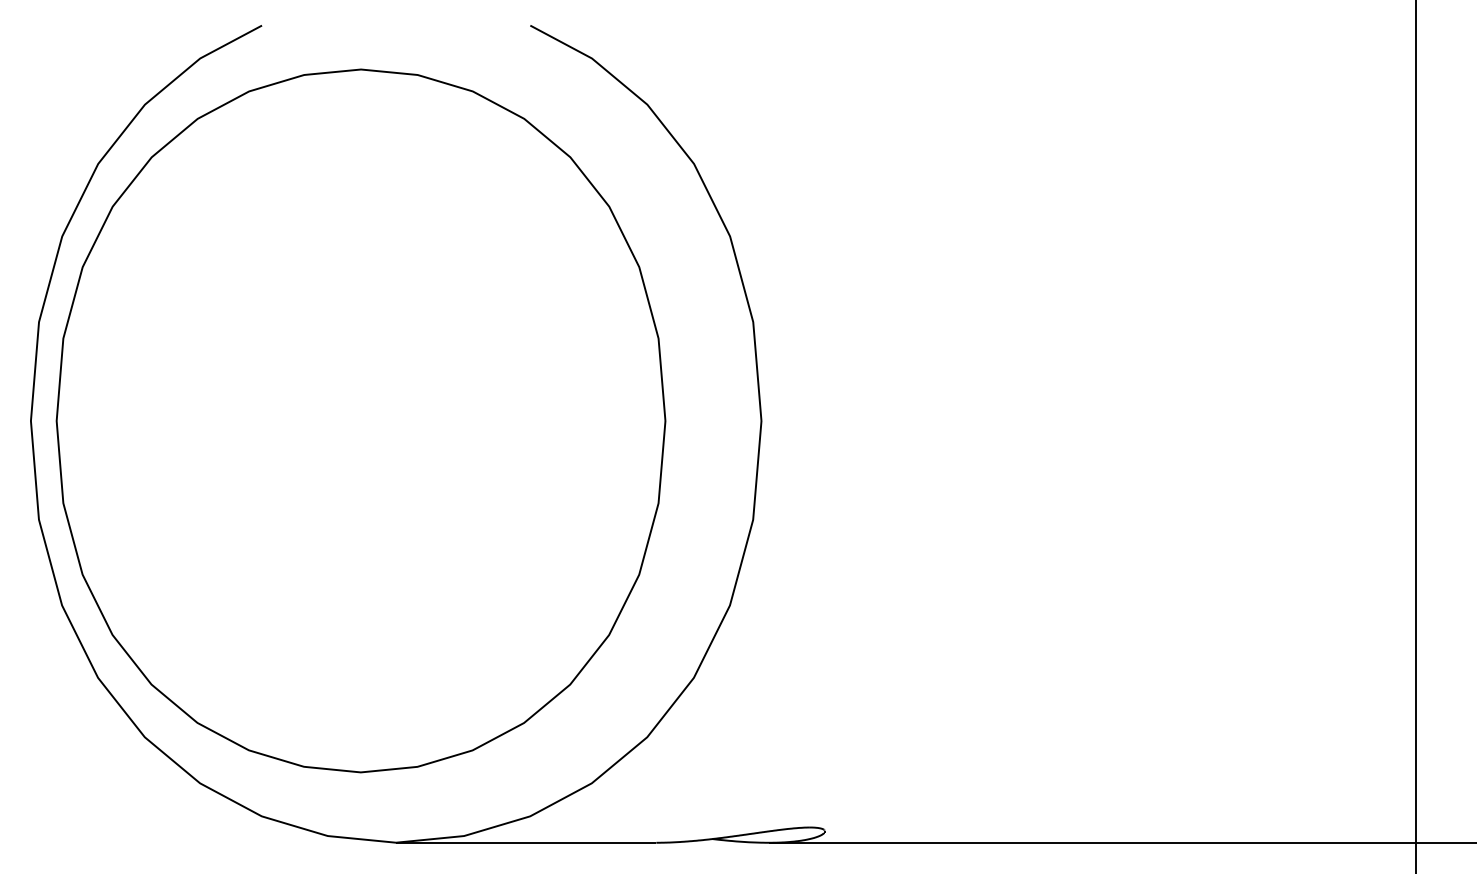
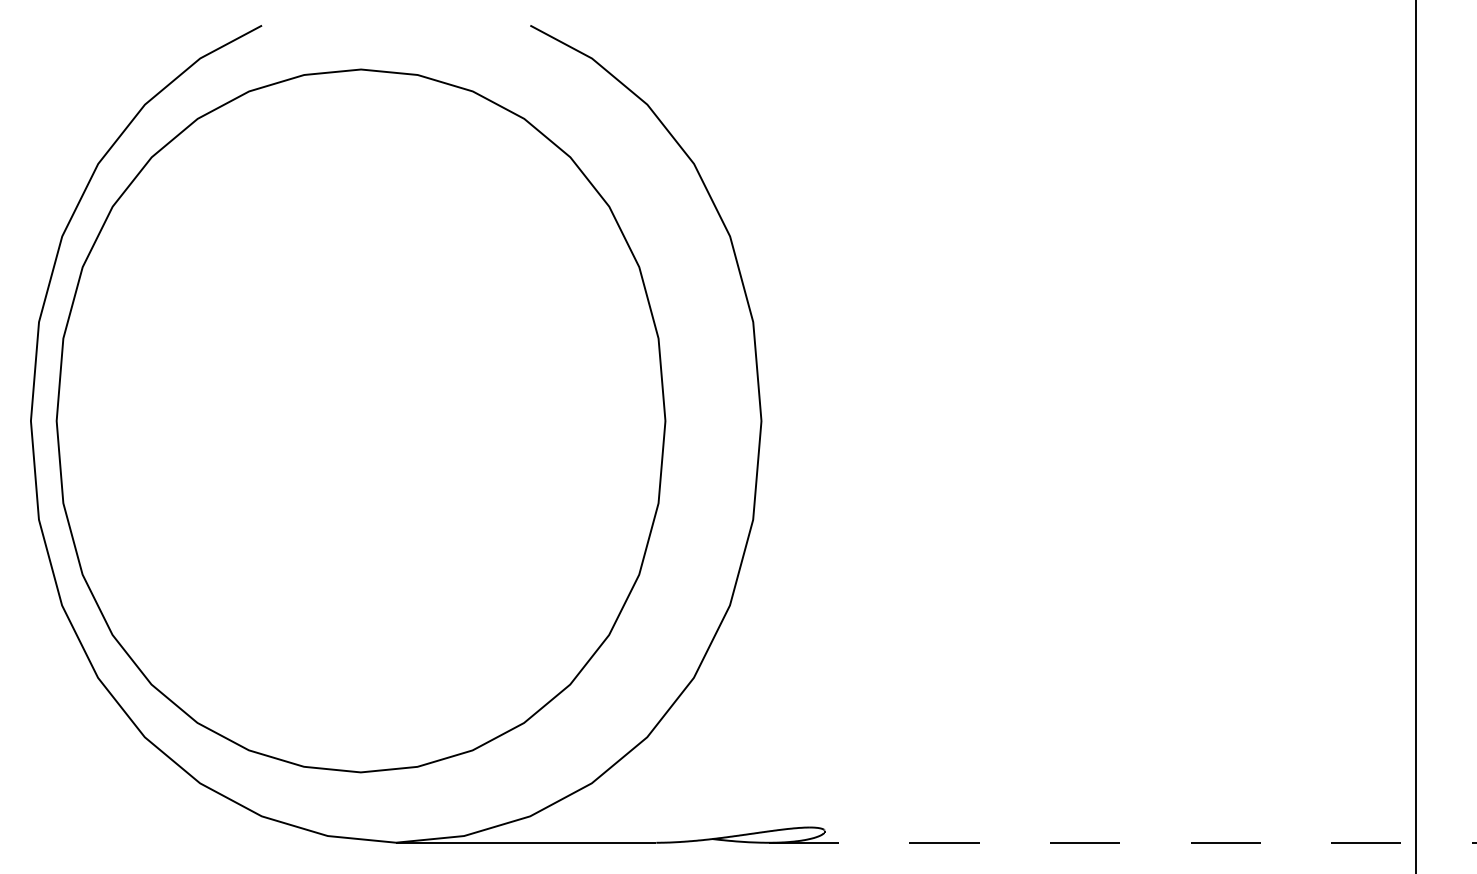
line: solid -> dashed (1123, 842)
